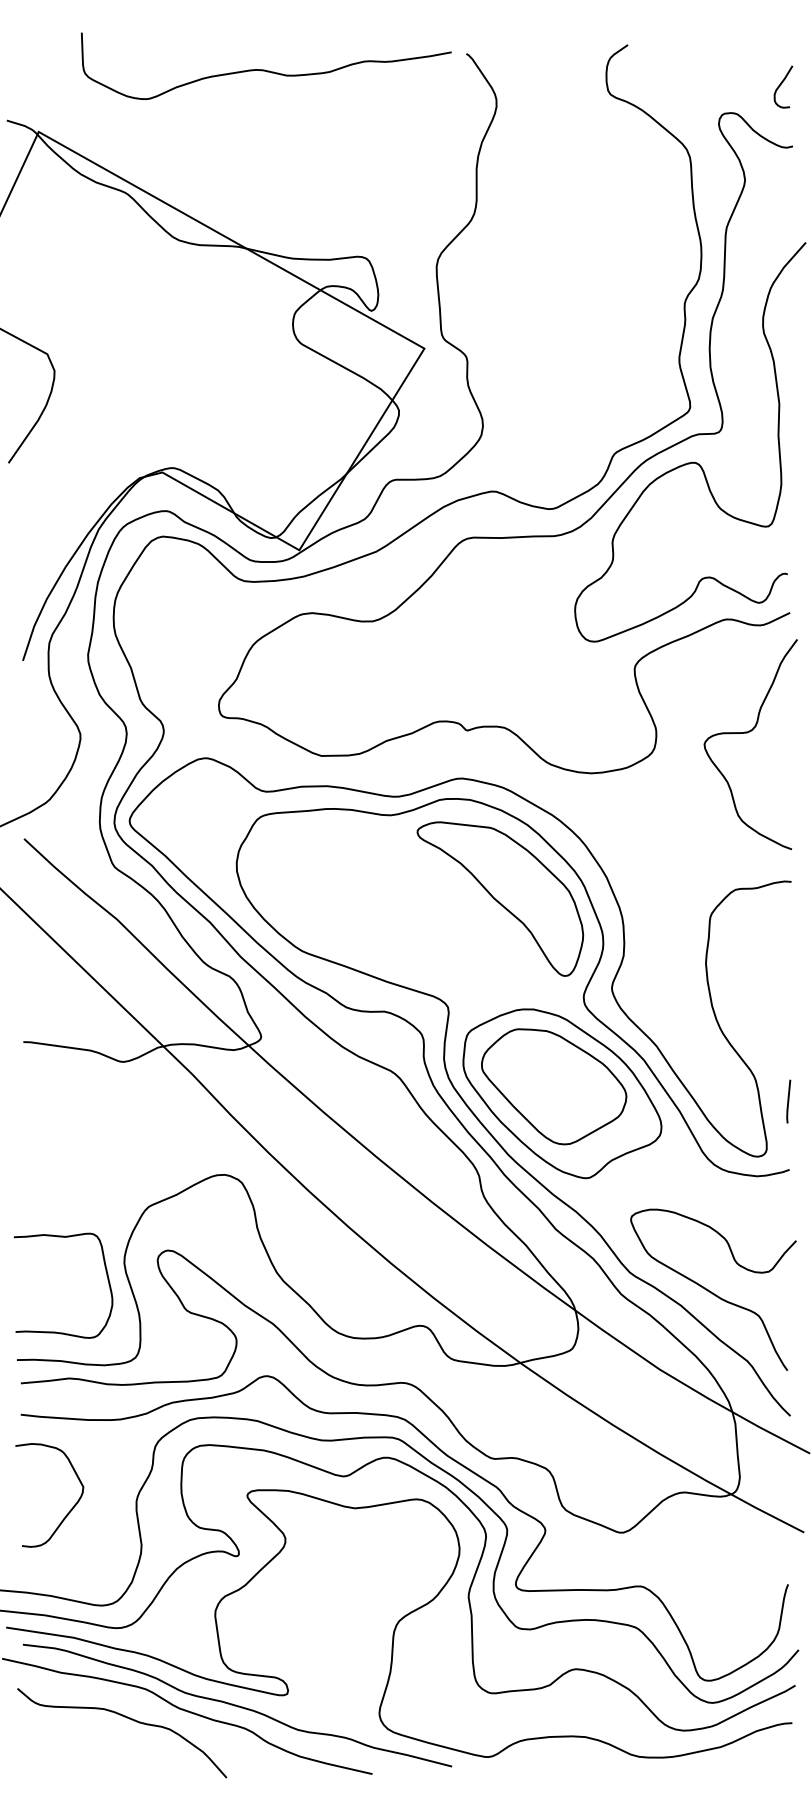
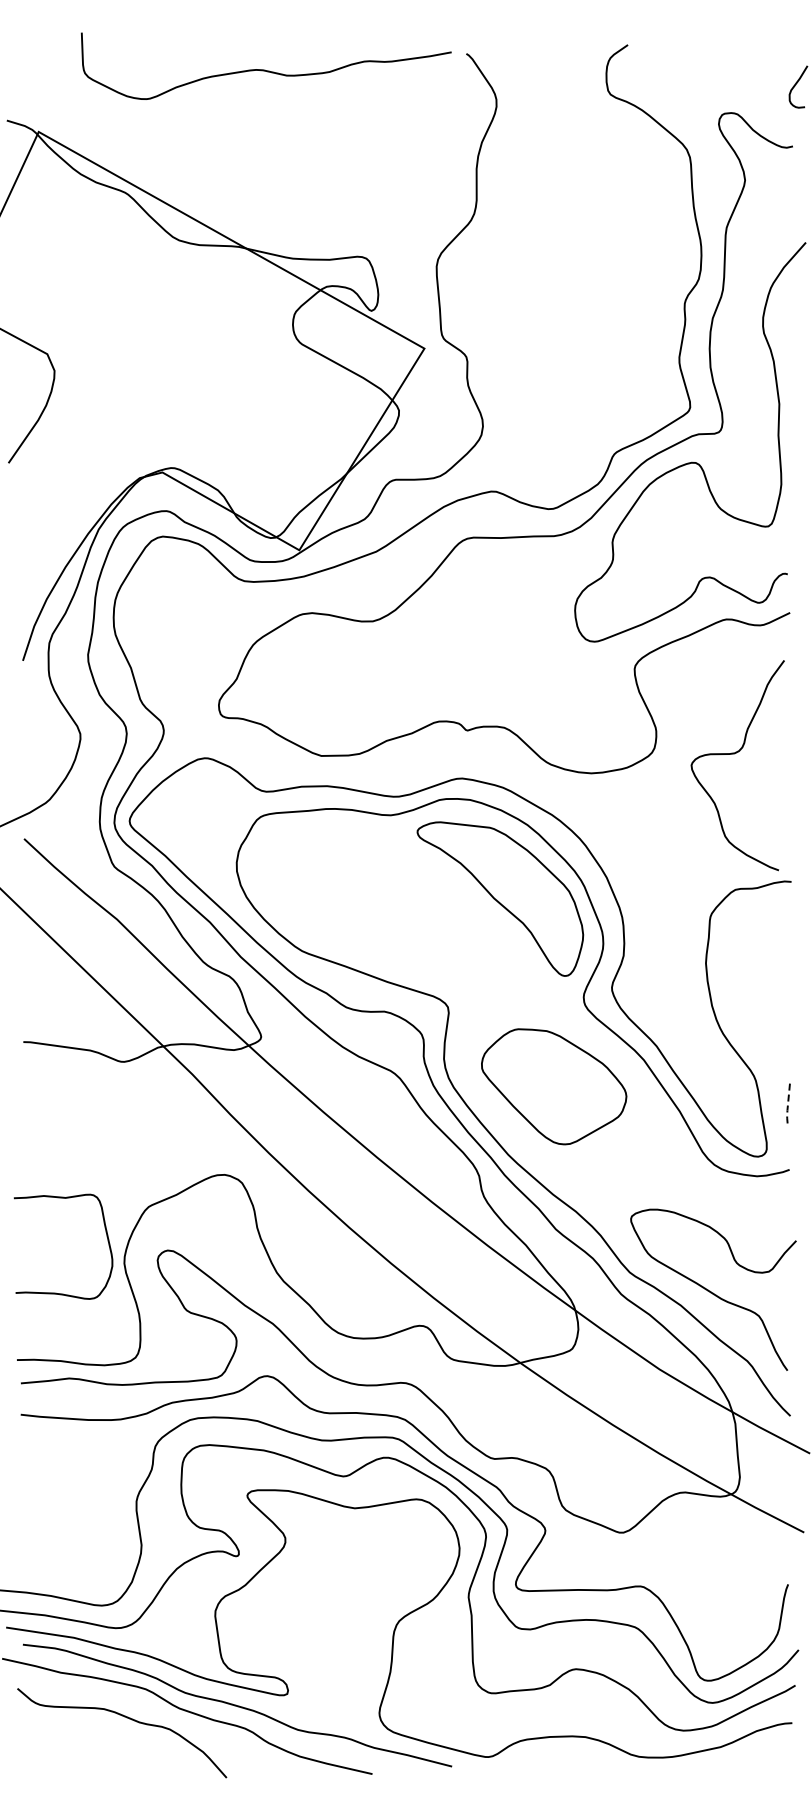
curve position: (781, 84) -> (796, 84) (796, 84)
curve position: (747, 733) -> (734, 754) (734, 754)
part: present -> none (562, 1093)
line: solid -> dashed (788, 1102)
curve position: (106, 1275) -> (106, 1236) (106, 1236)
curve: present -> none (69, 1510)
